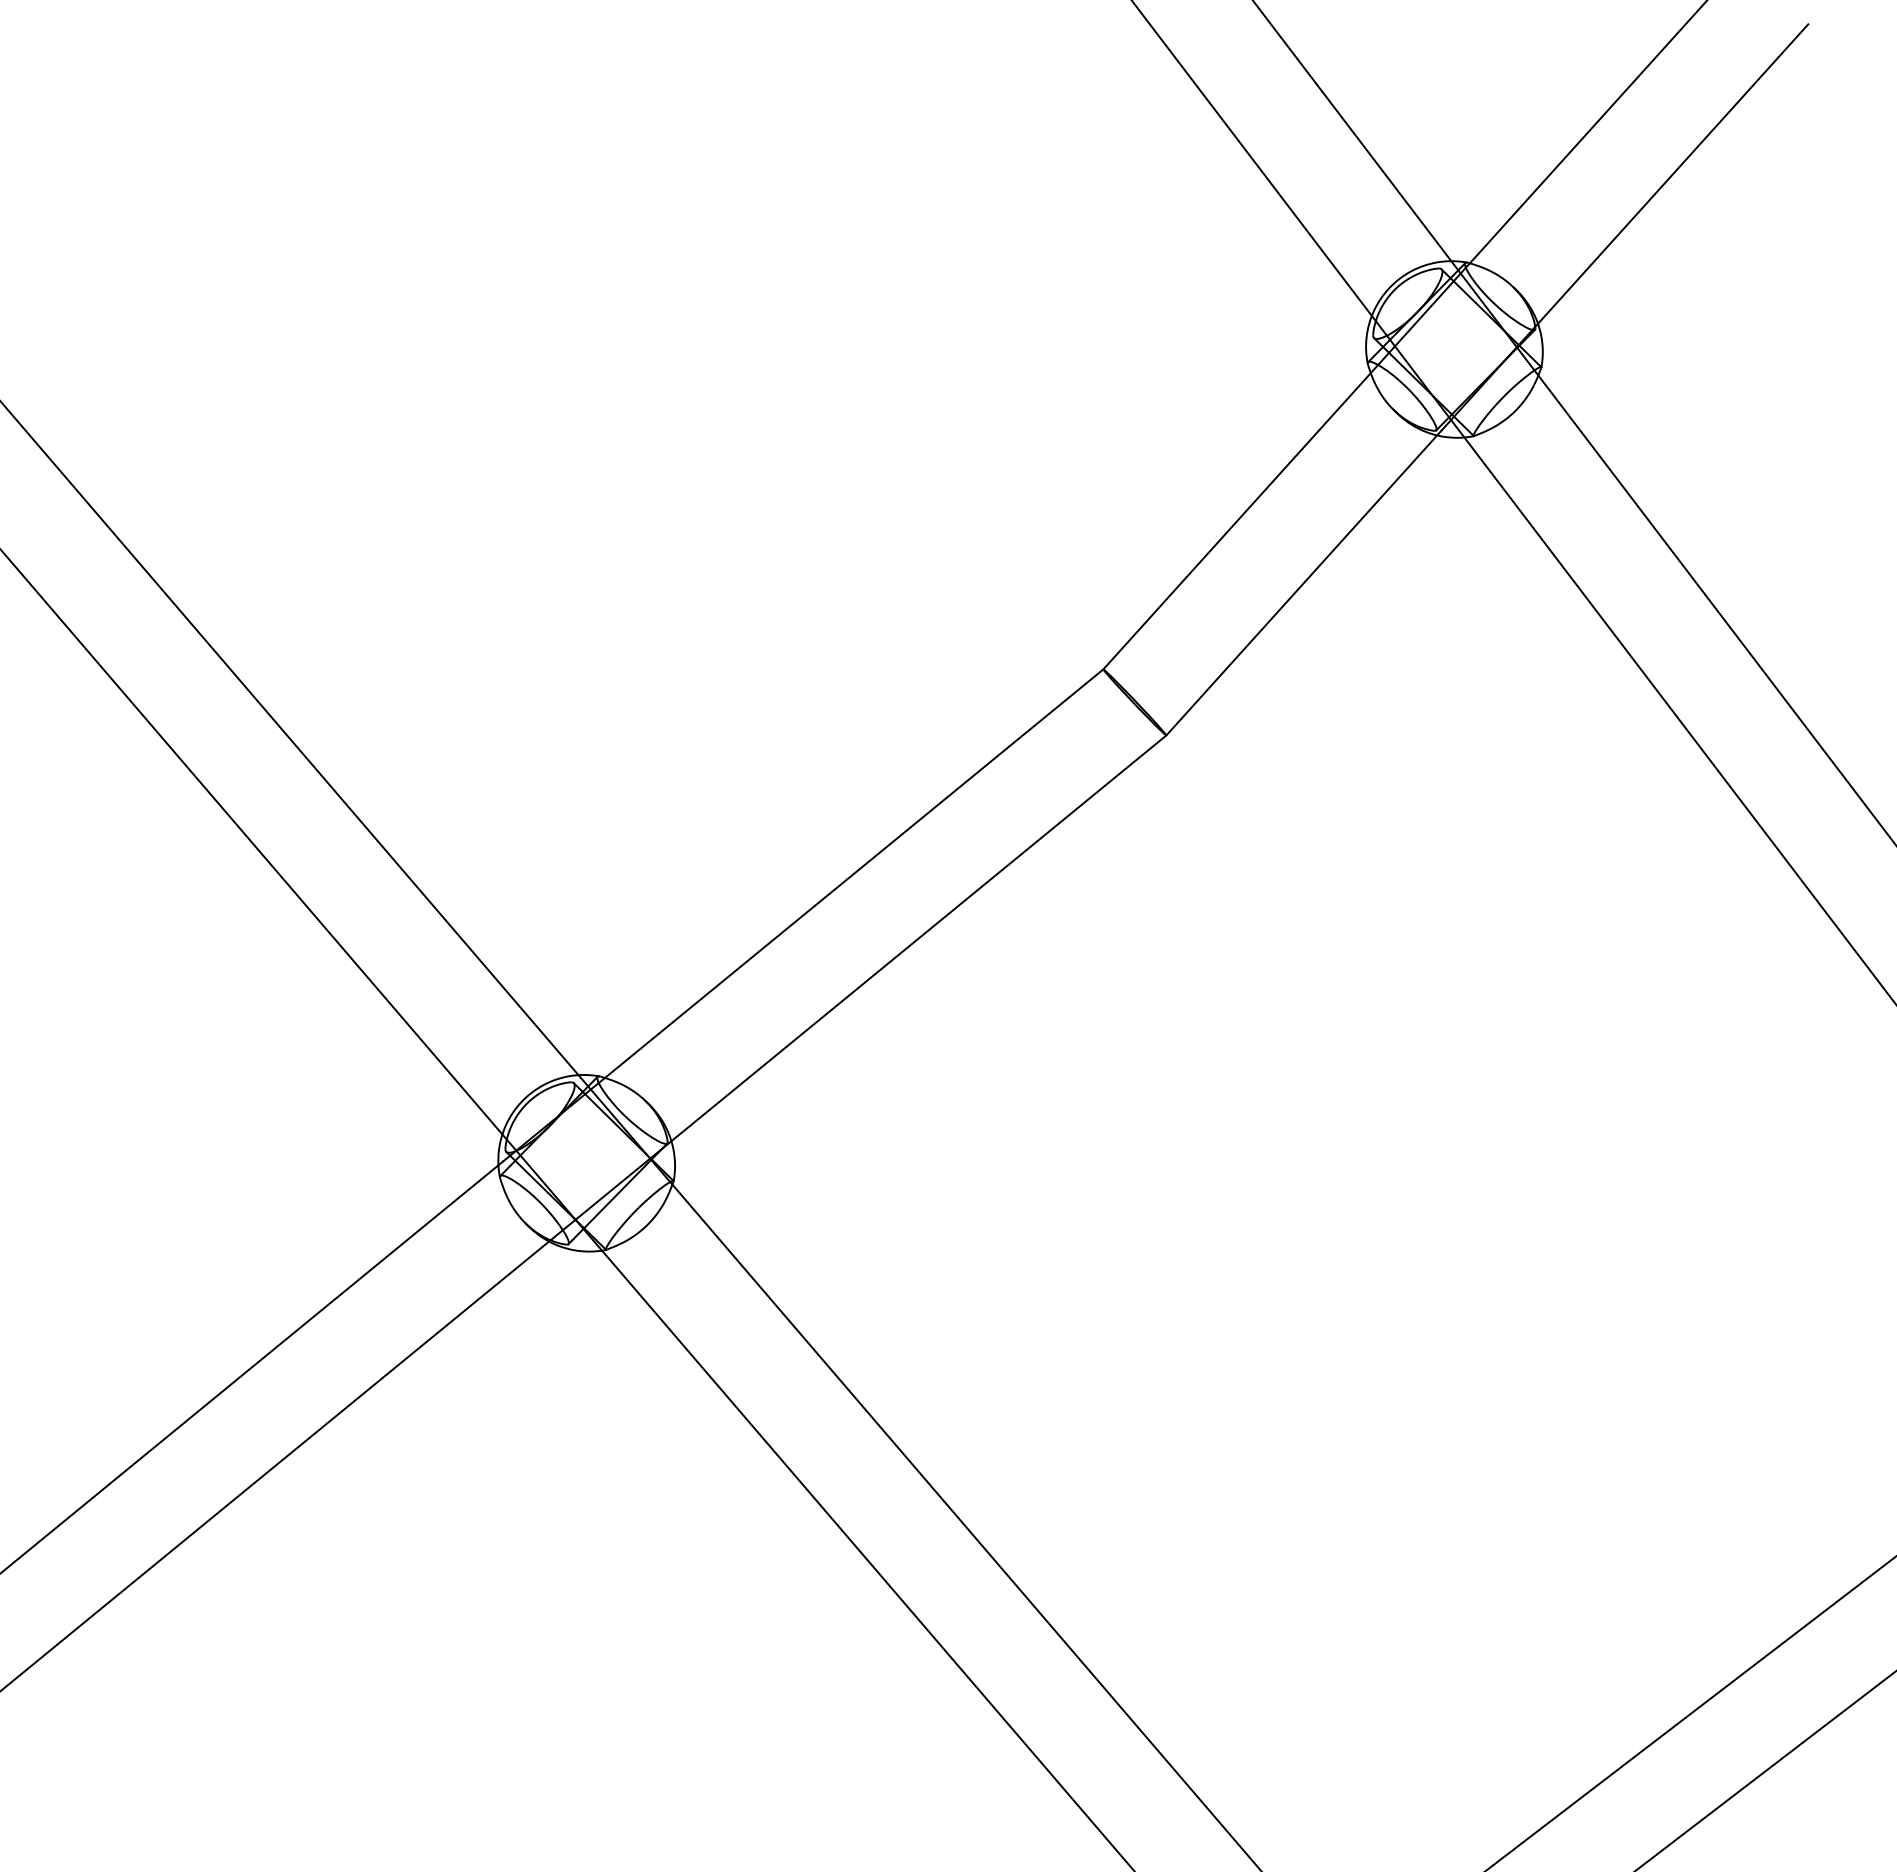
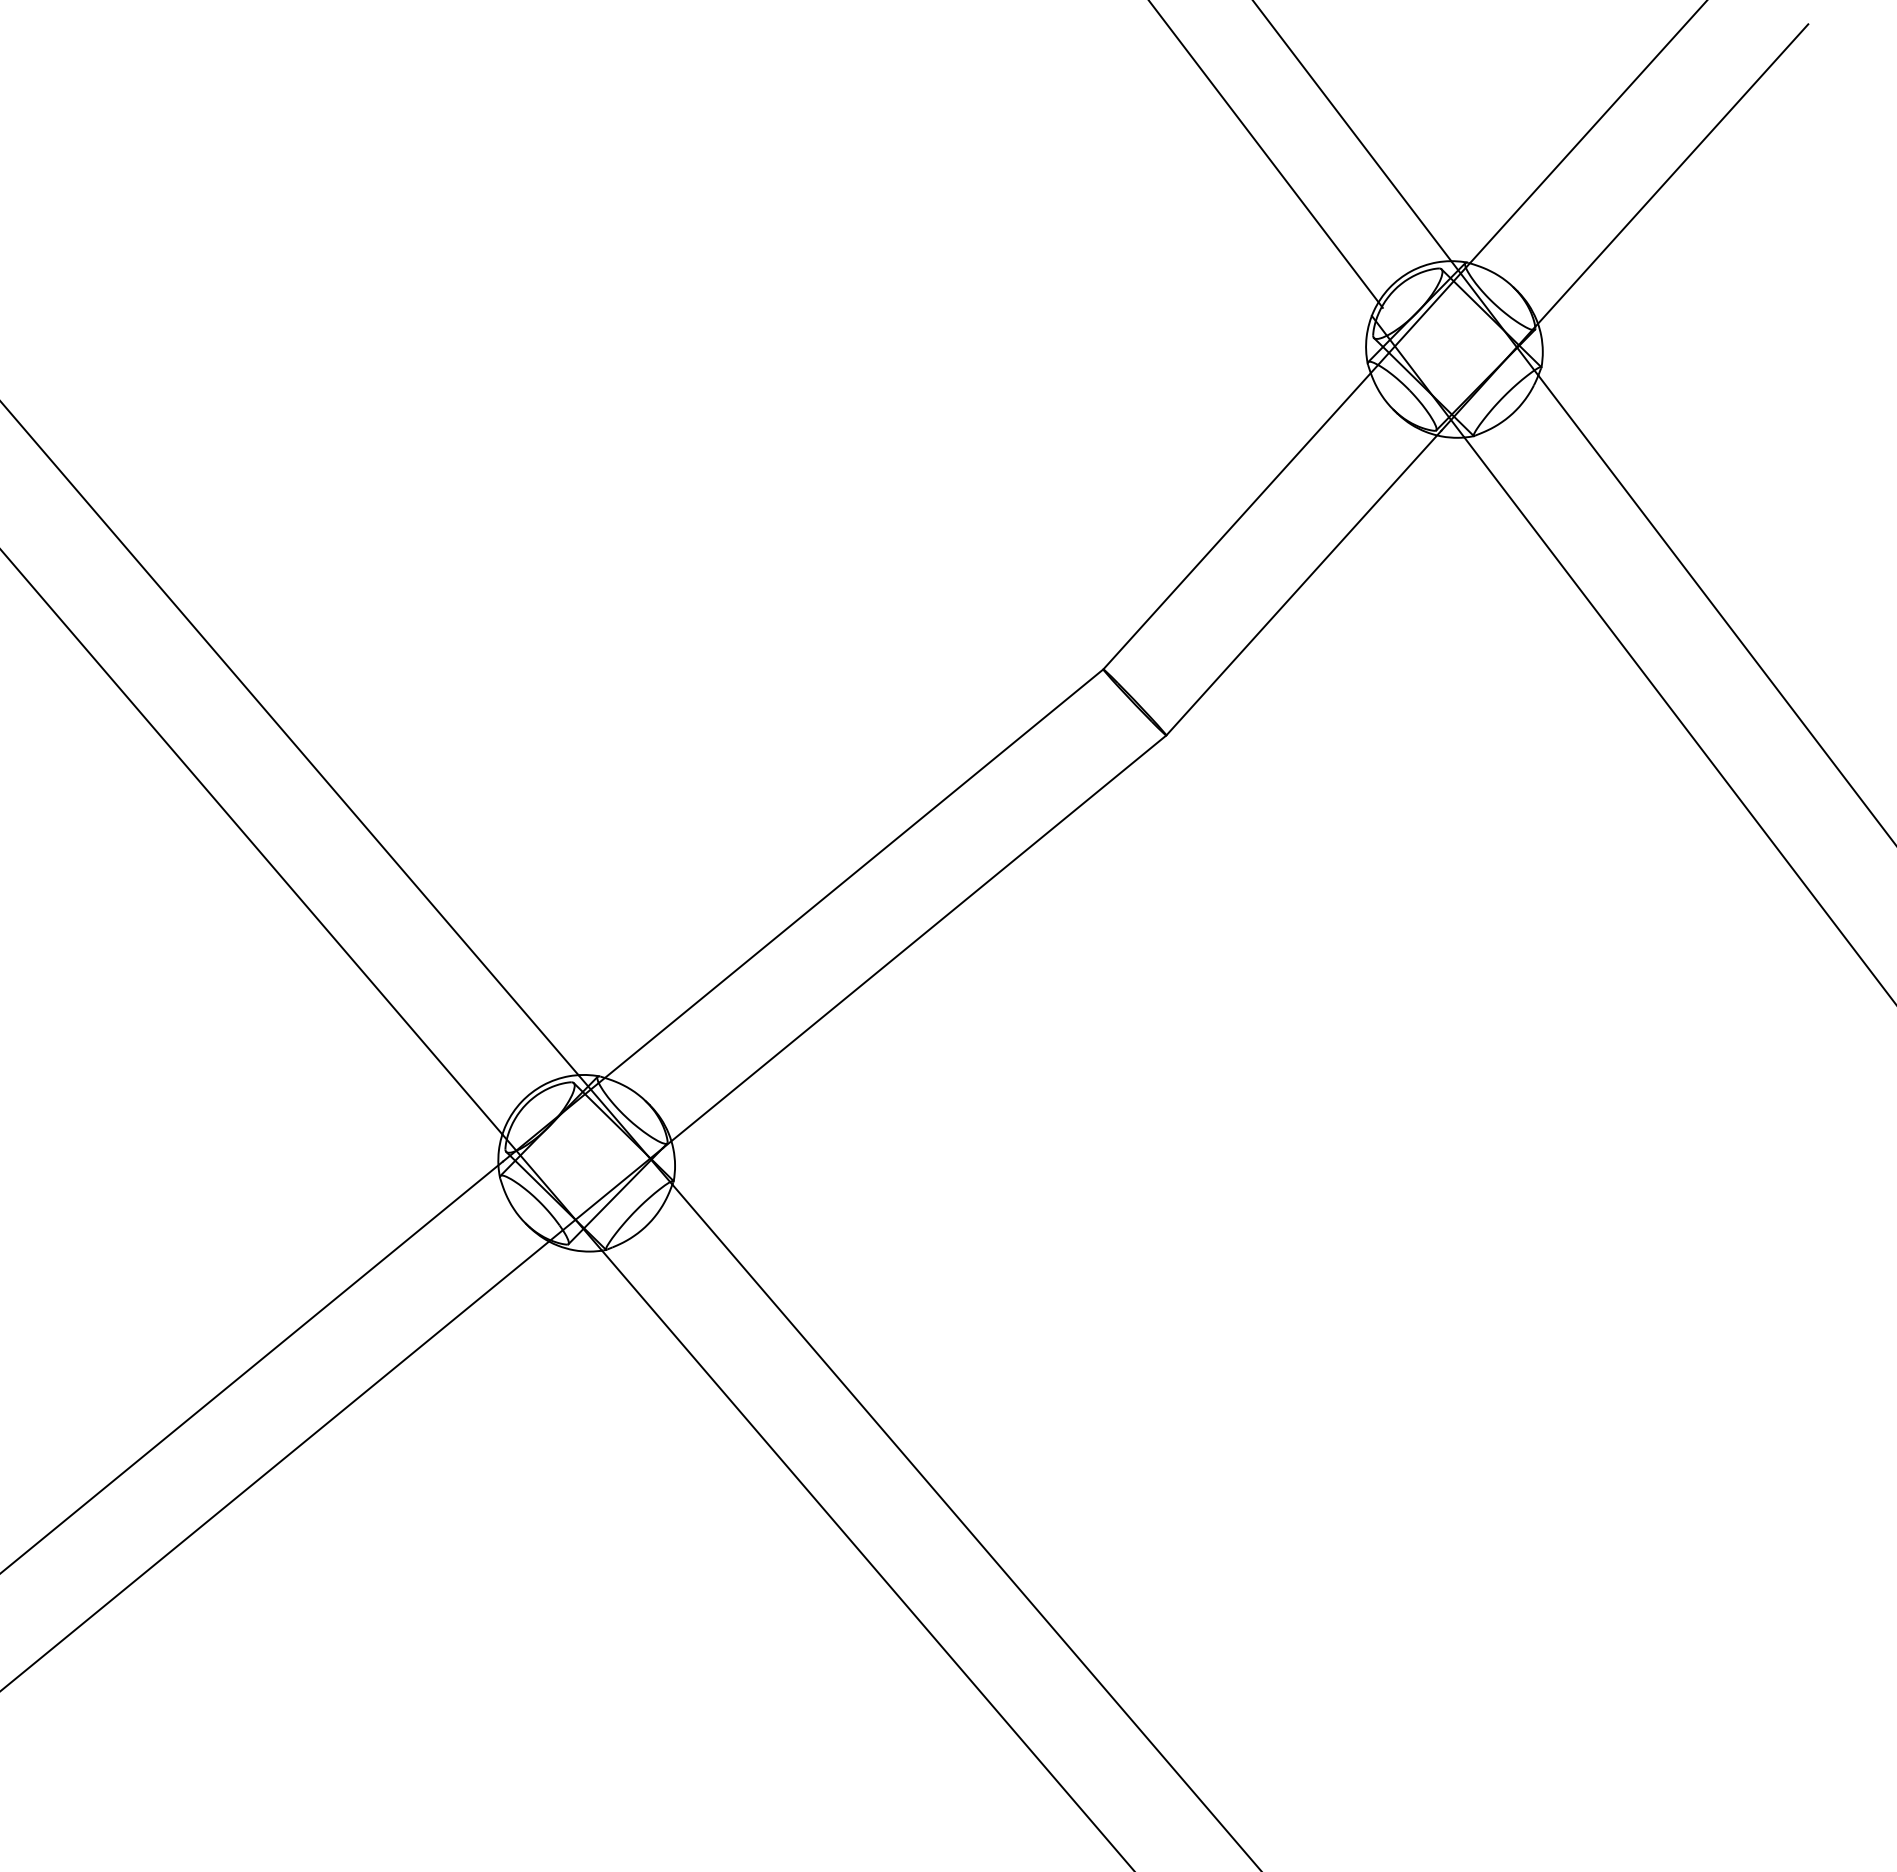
line position: (1252, 158) -> (1266, 154) (1266, 154)
line: present -> none (1690, 1713)
line: present -> none (1765, 1770)
